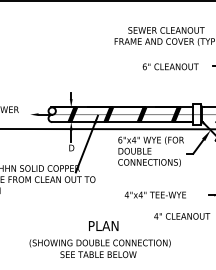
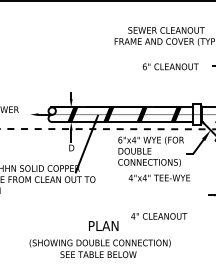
line: solid -> dashed (108, 129)
text position: (154, 194) -> (158, 177) (158, 177)
text position: (182, 216) -> (159, 216) (159, 216)
